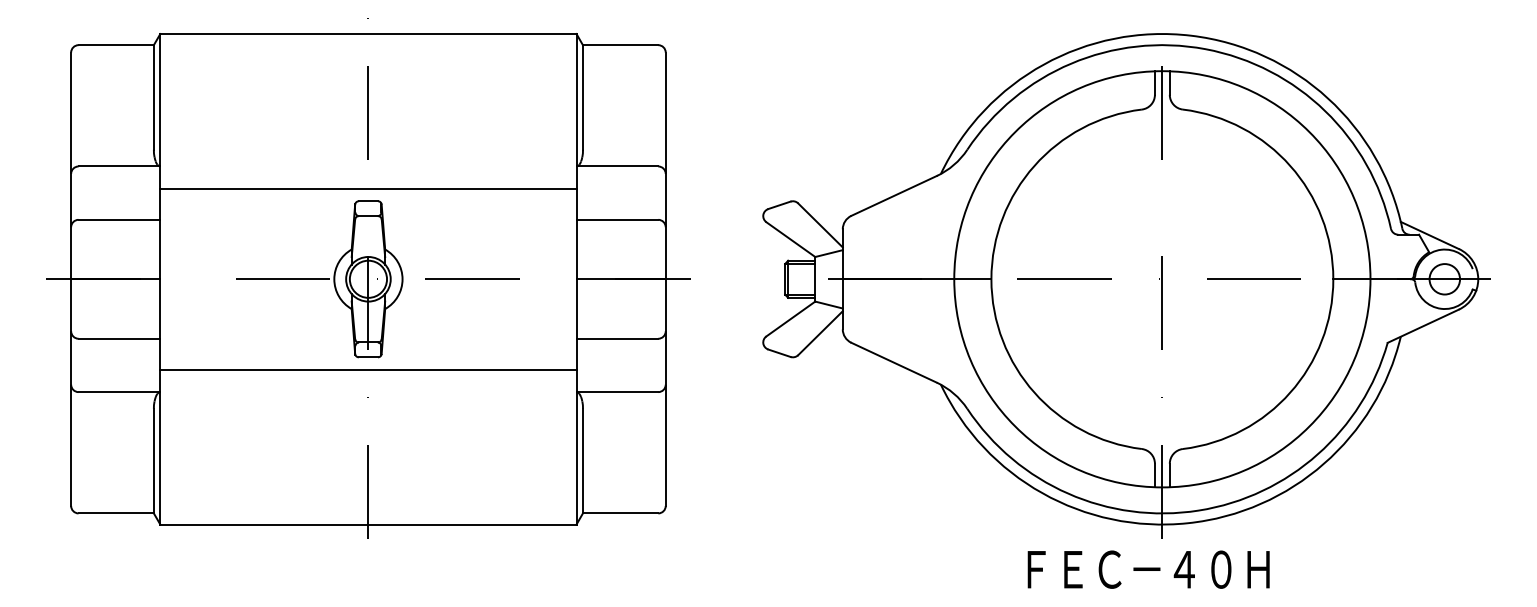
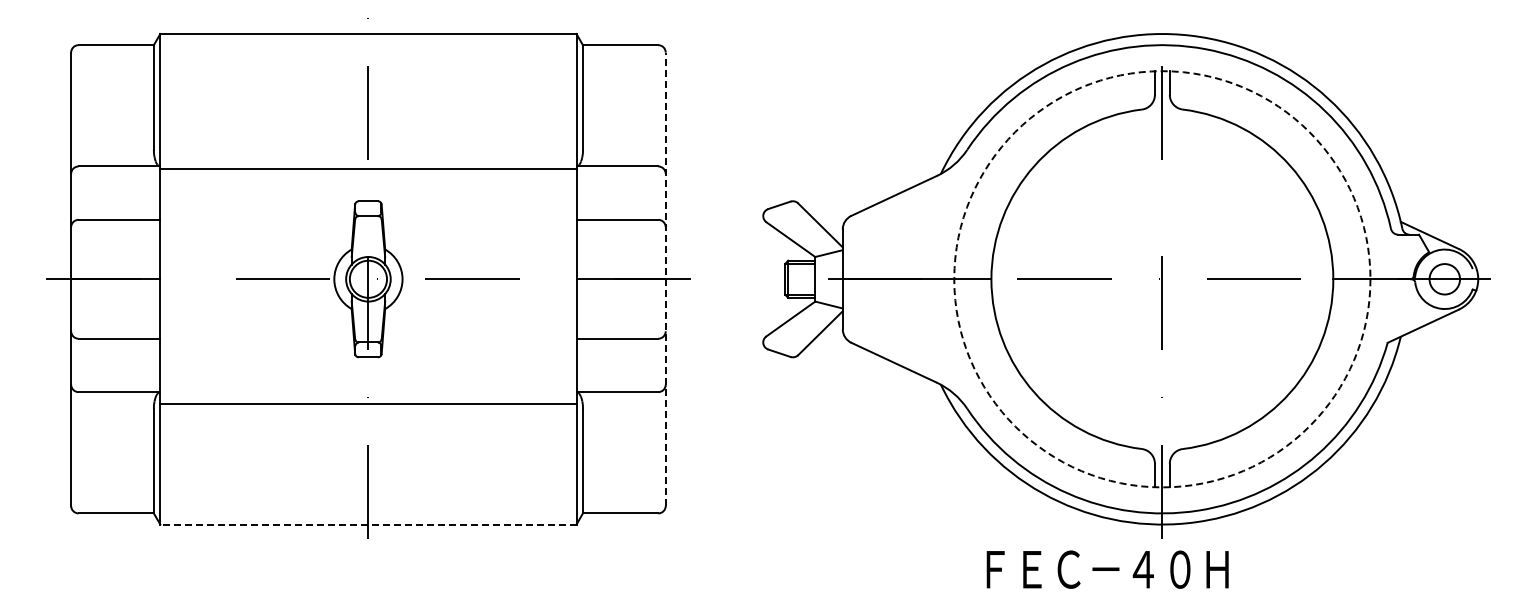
line position: (368, 189) -> (368, 169) (368, 169)
line: solid -> dashed (665, 279)
circle: solid -> dashed (1162, 279)
line position: (368, 369) -> (368, 403) (368, 403)
line: solid -> dashed (367, 524)
text position: (1148, 569) -> (1107, 569) (1107, 569)
